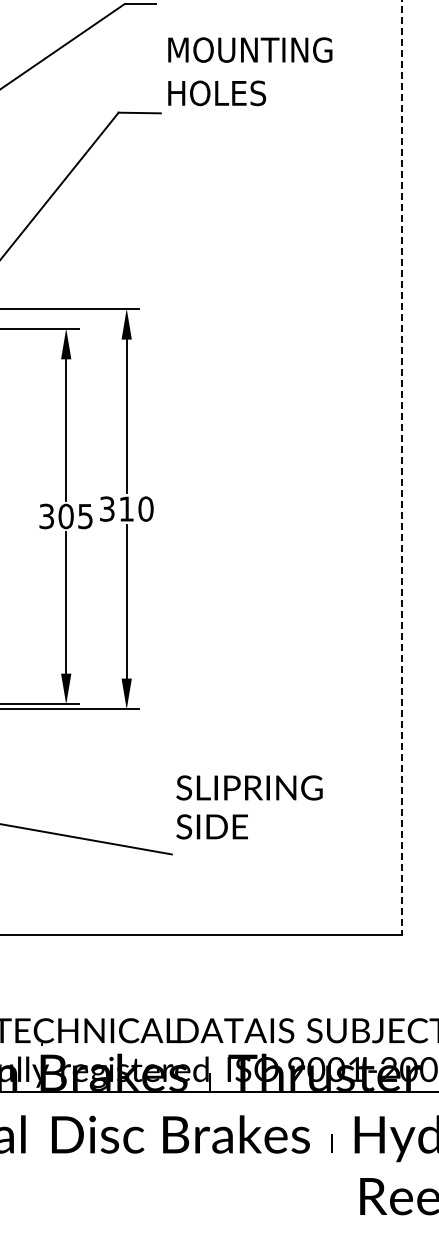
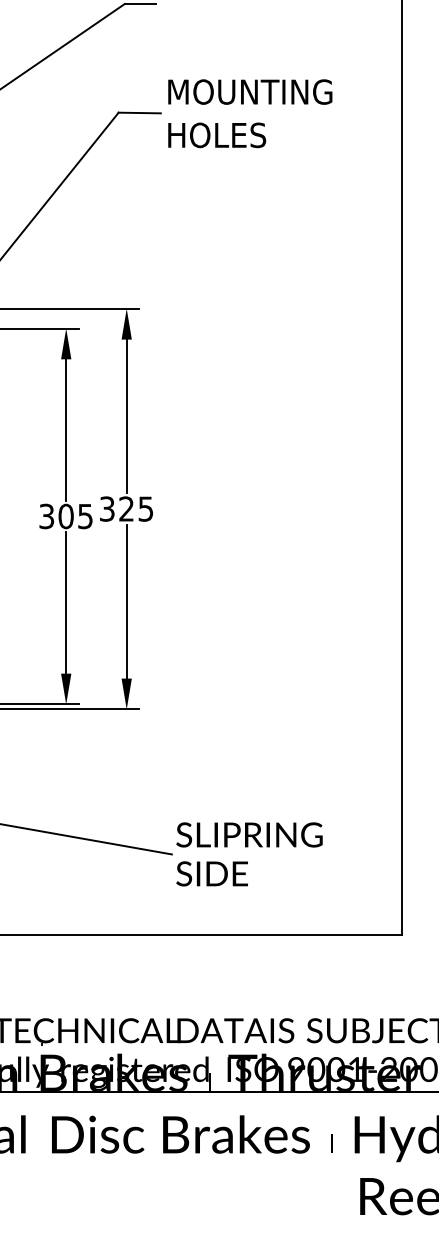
text position: (250, 71) -> (250, 113) (250, 113)
line: dashed -> solid (401, 467)
text: 310 -> 325 (136, 508)
text position: (249, 807) -> (249, 854) (249, 854)
